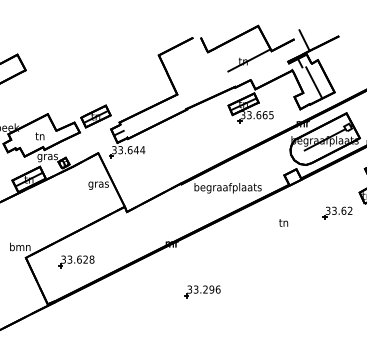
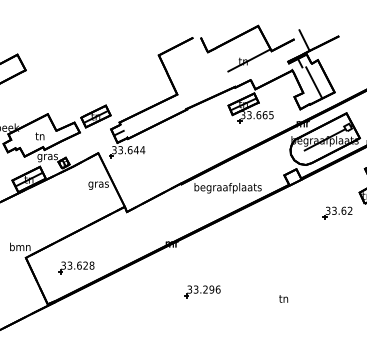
text position: (283, 222) -> (283, 298) (283, 298)
part position: (76, 261) -> (76, 267) (76, 267)
